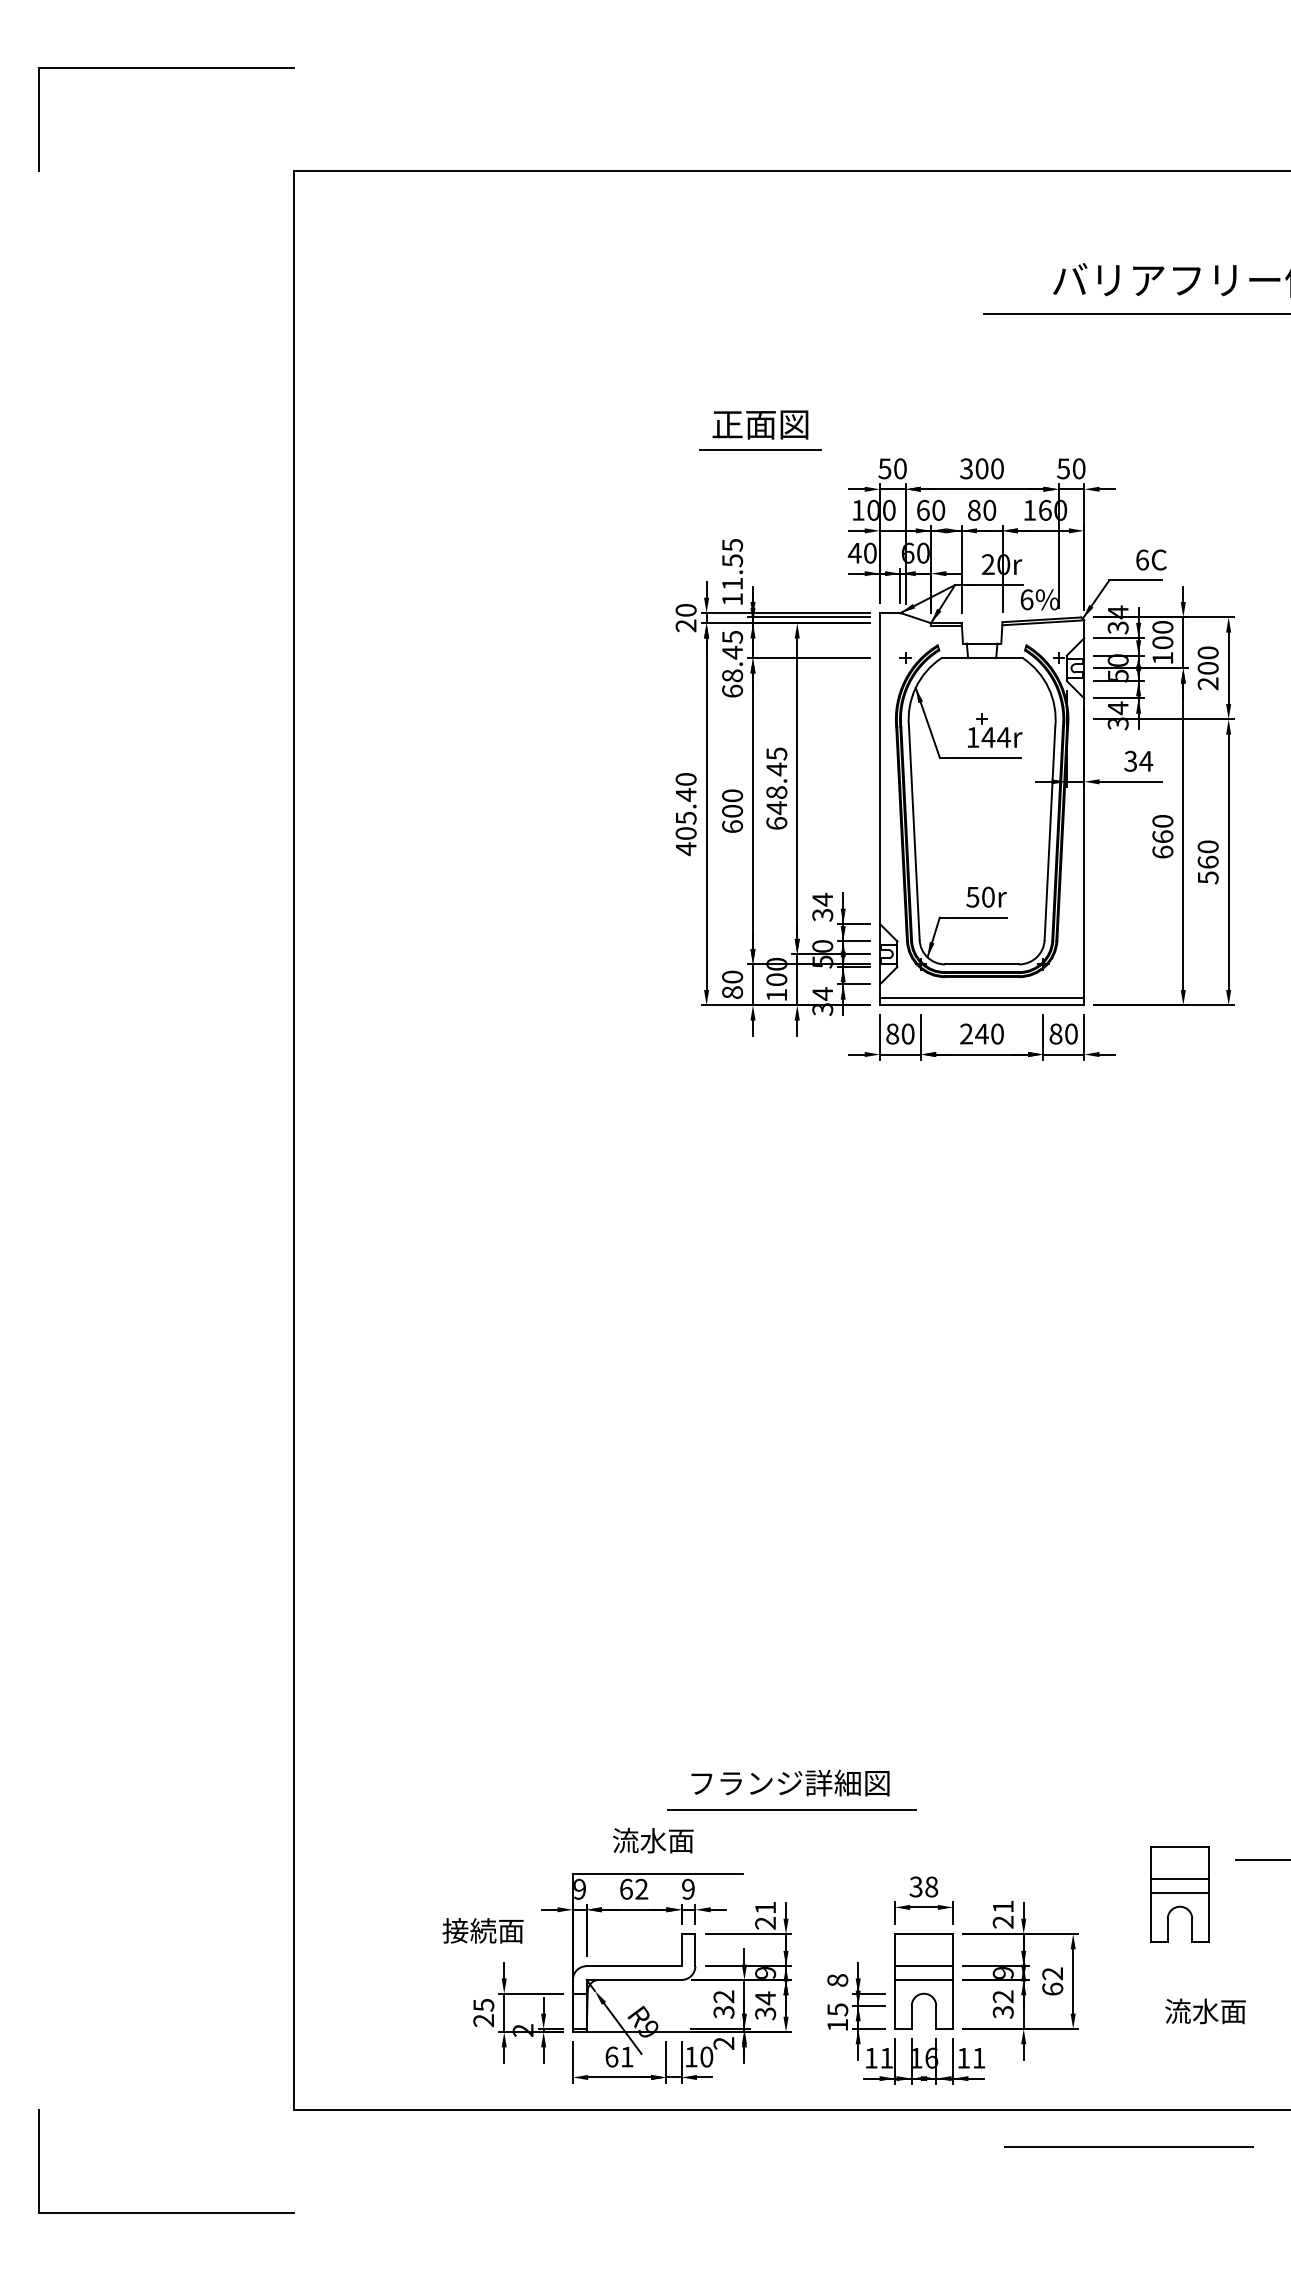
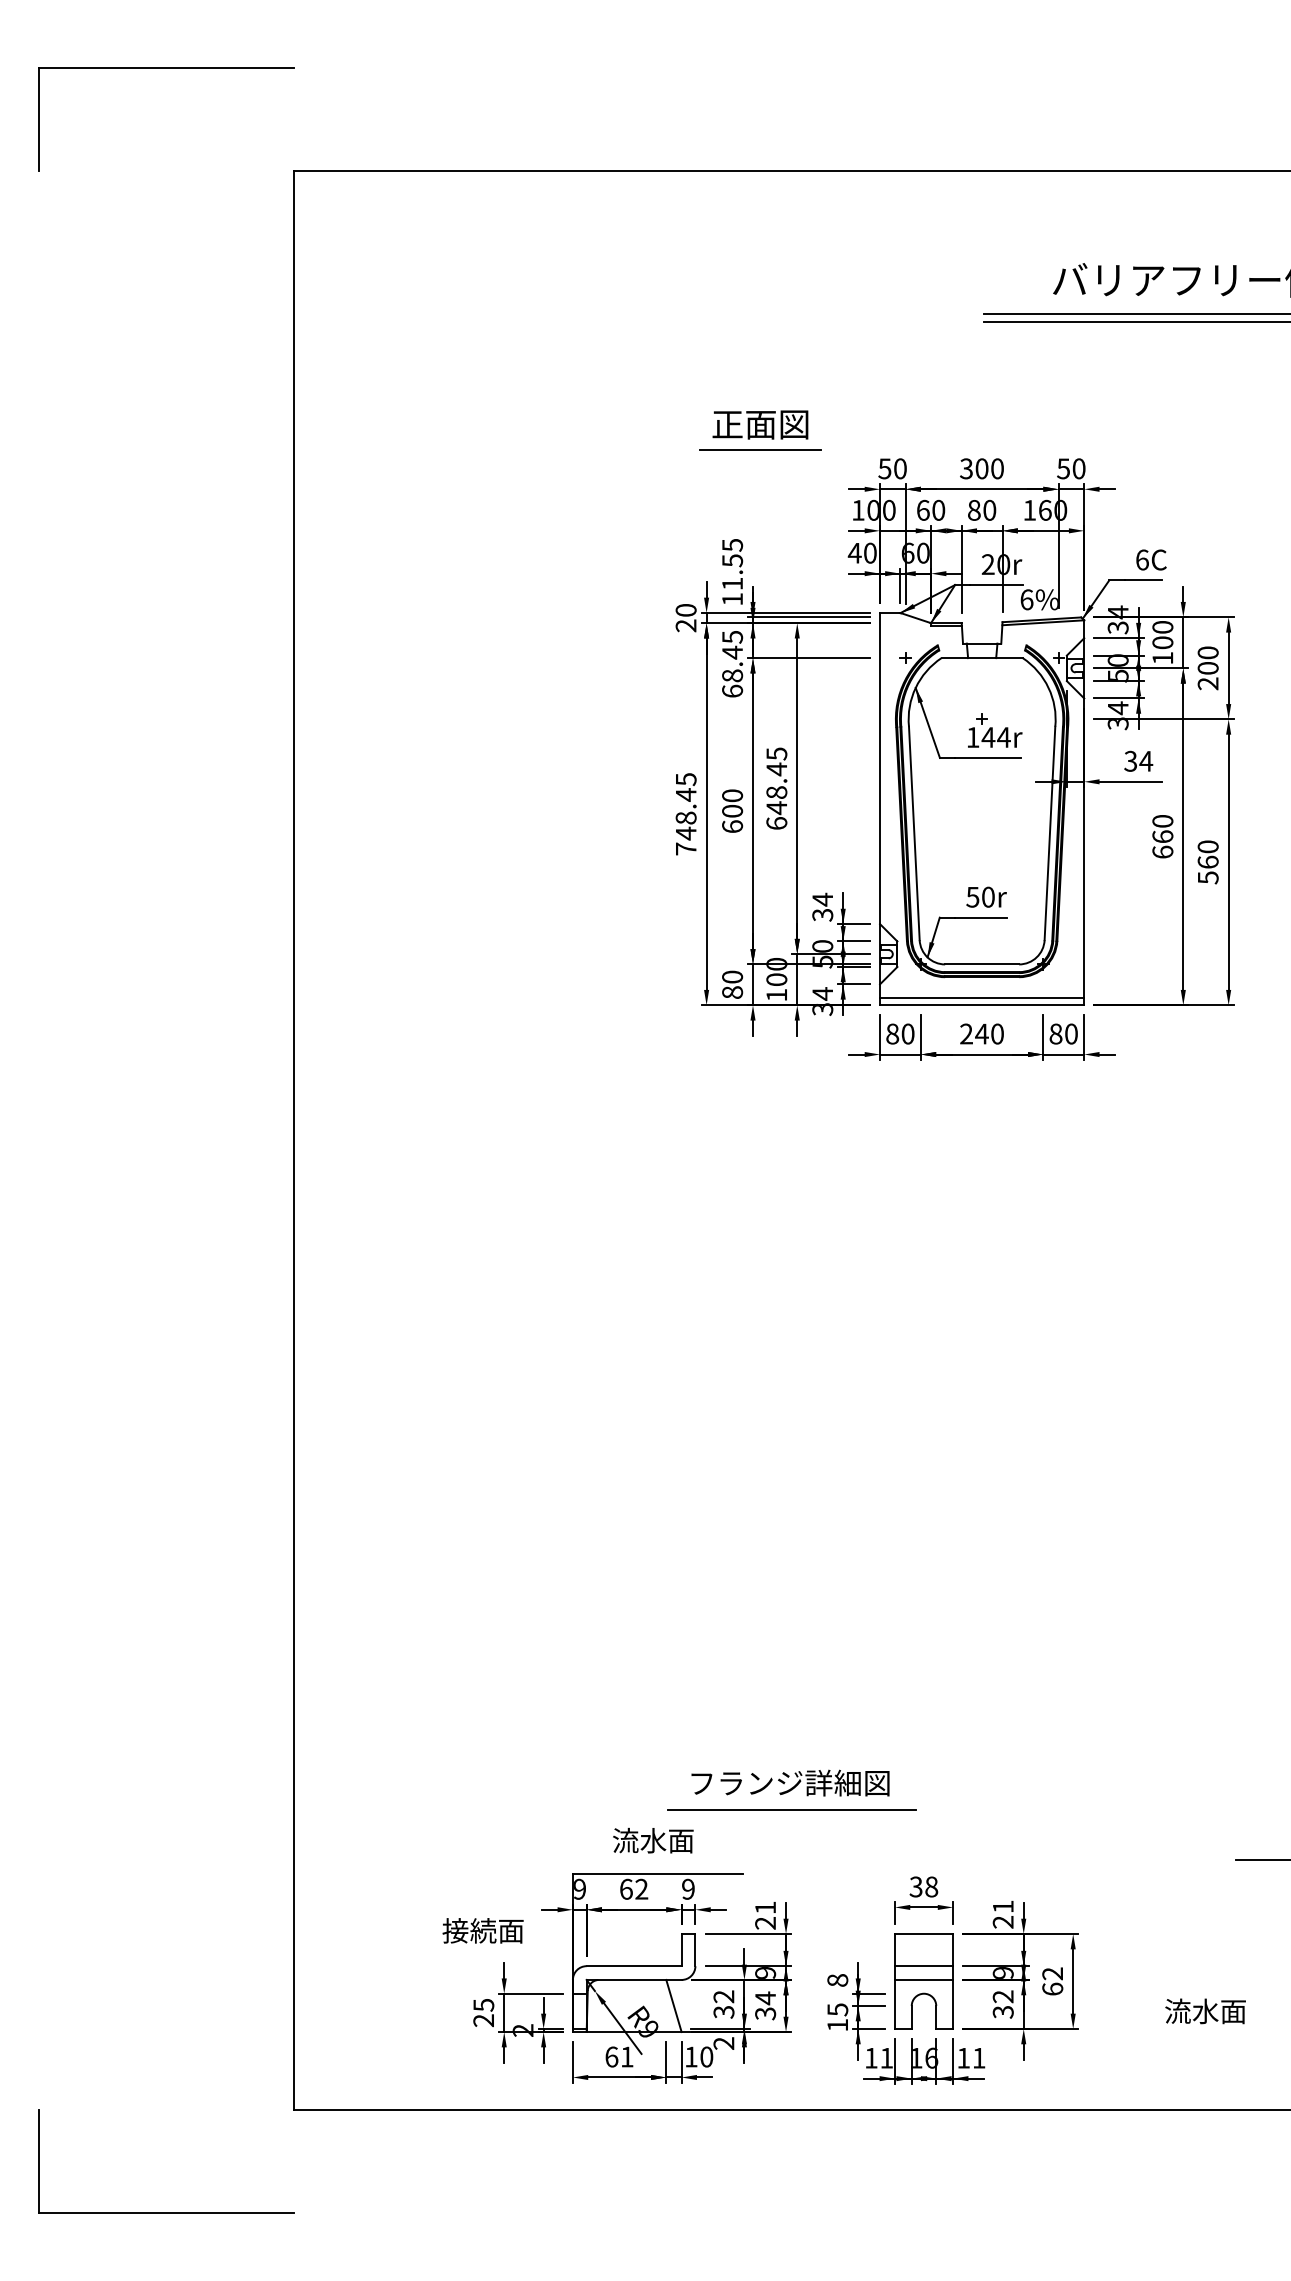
line: none -> present (1135, 322)
text: 405.40 -> 748.45 (685, 814)
part: present -> none (1179, 1894)
line: none -> present (673, 2005)
line: present -> none (1128, 2146)
